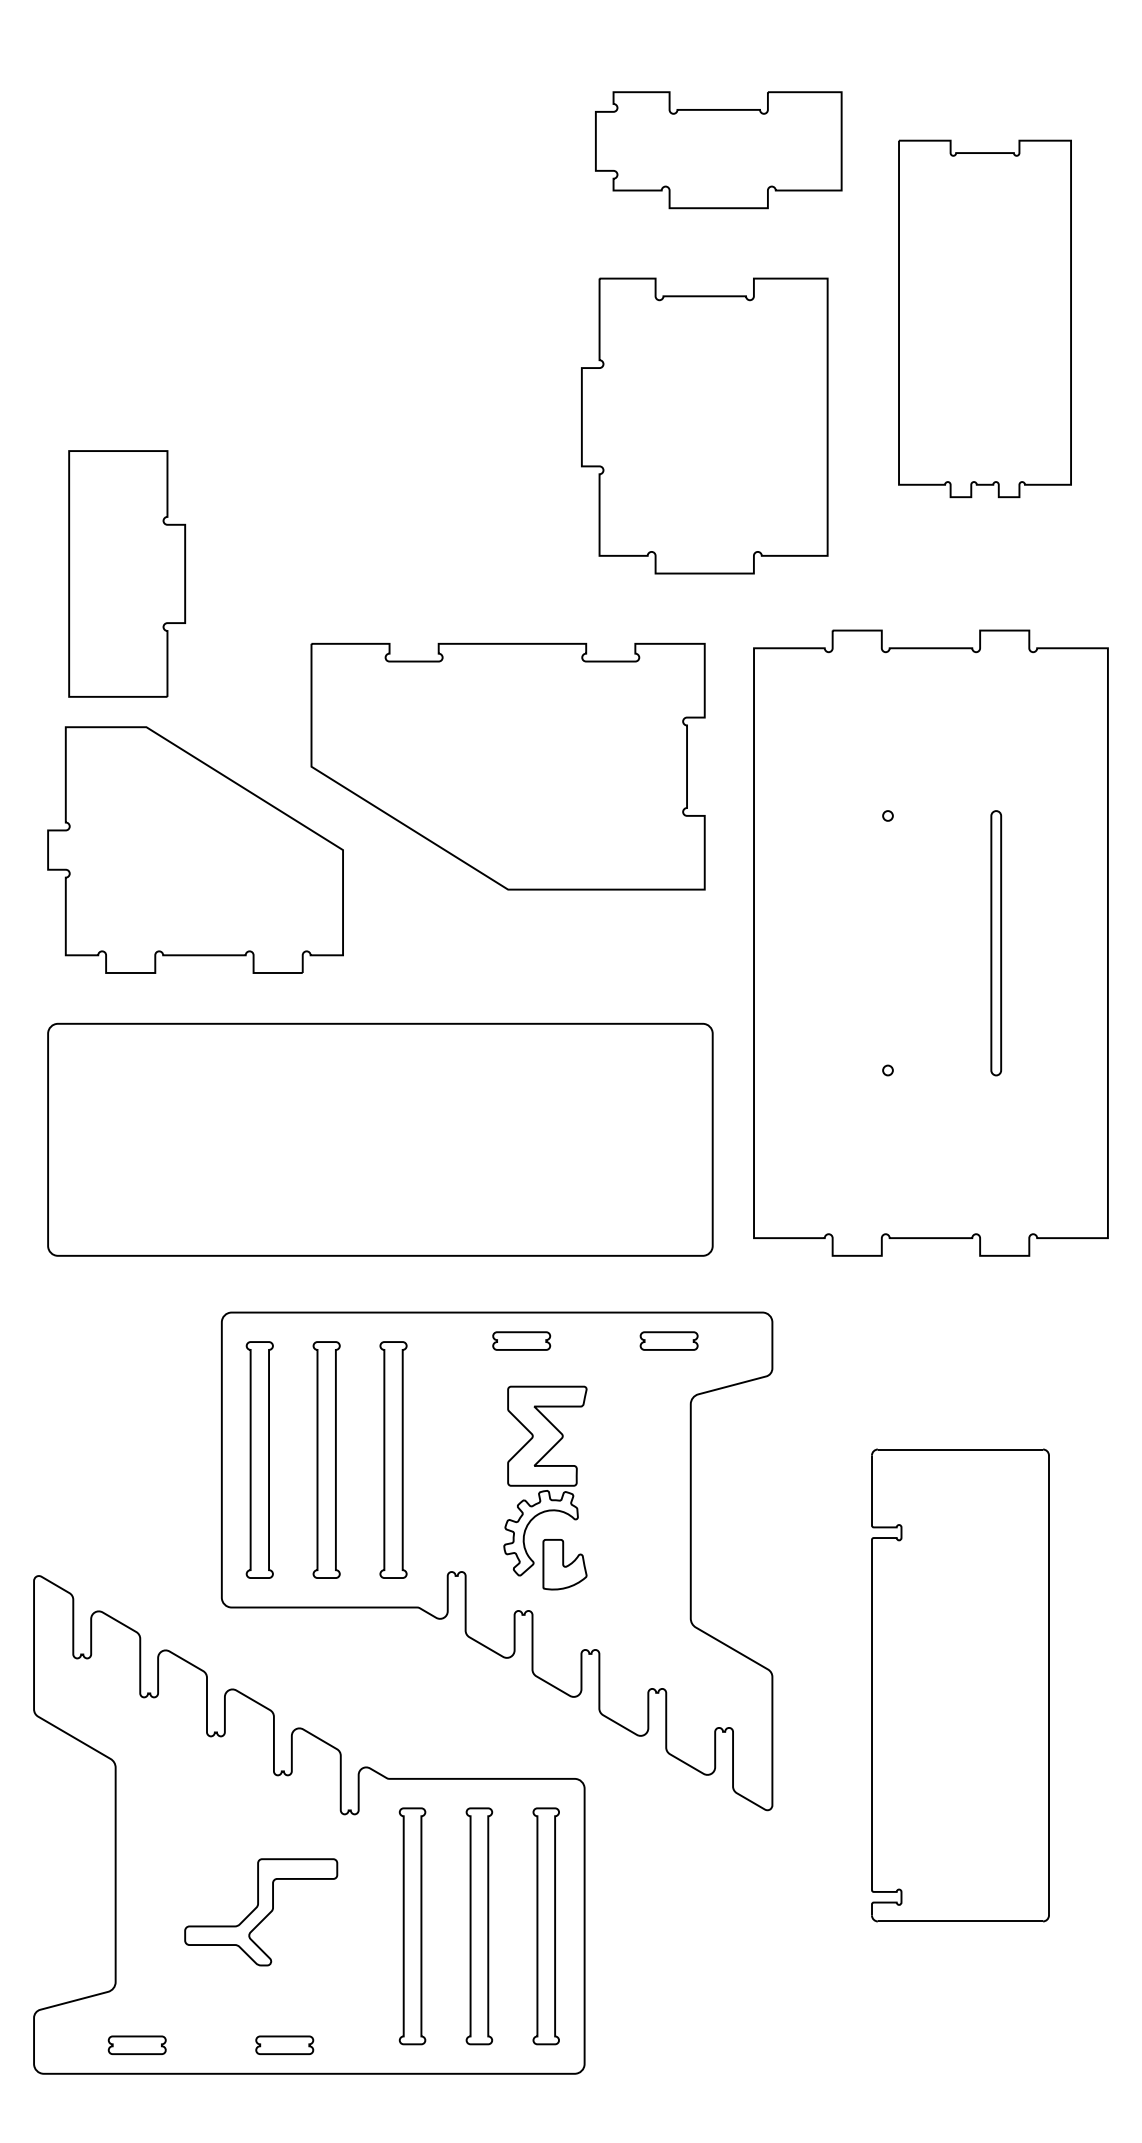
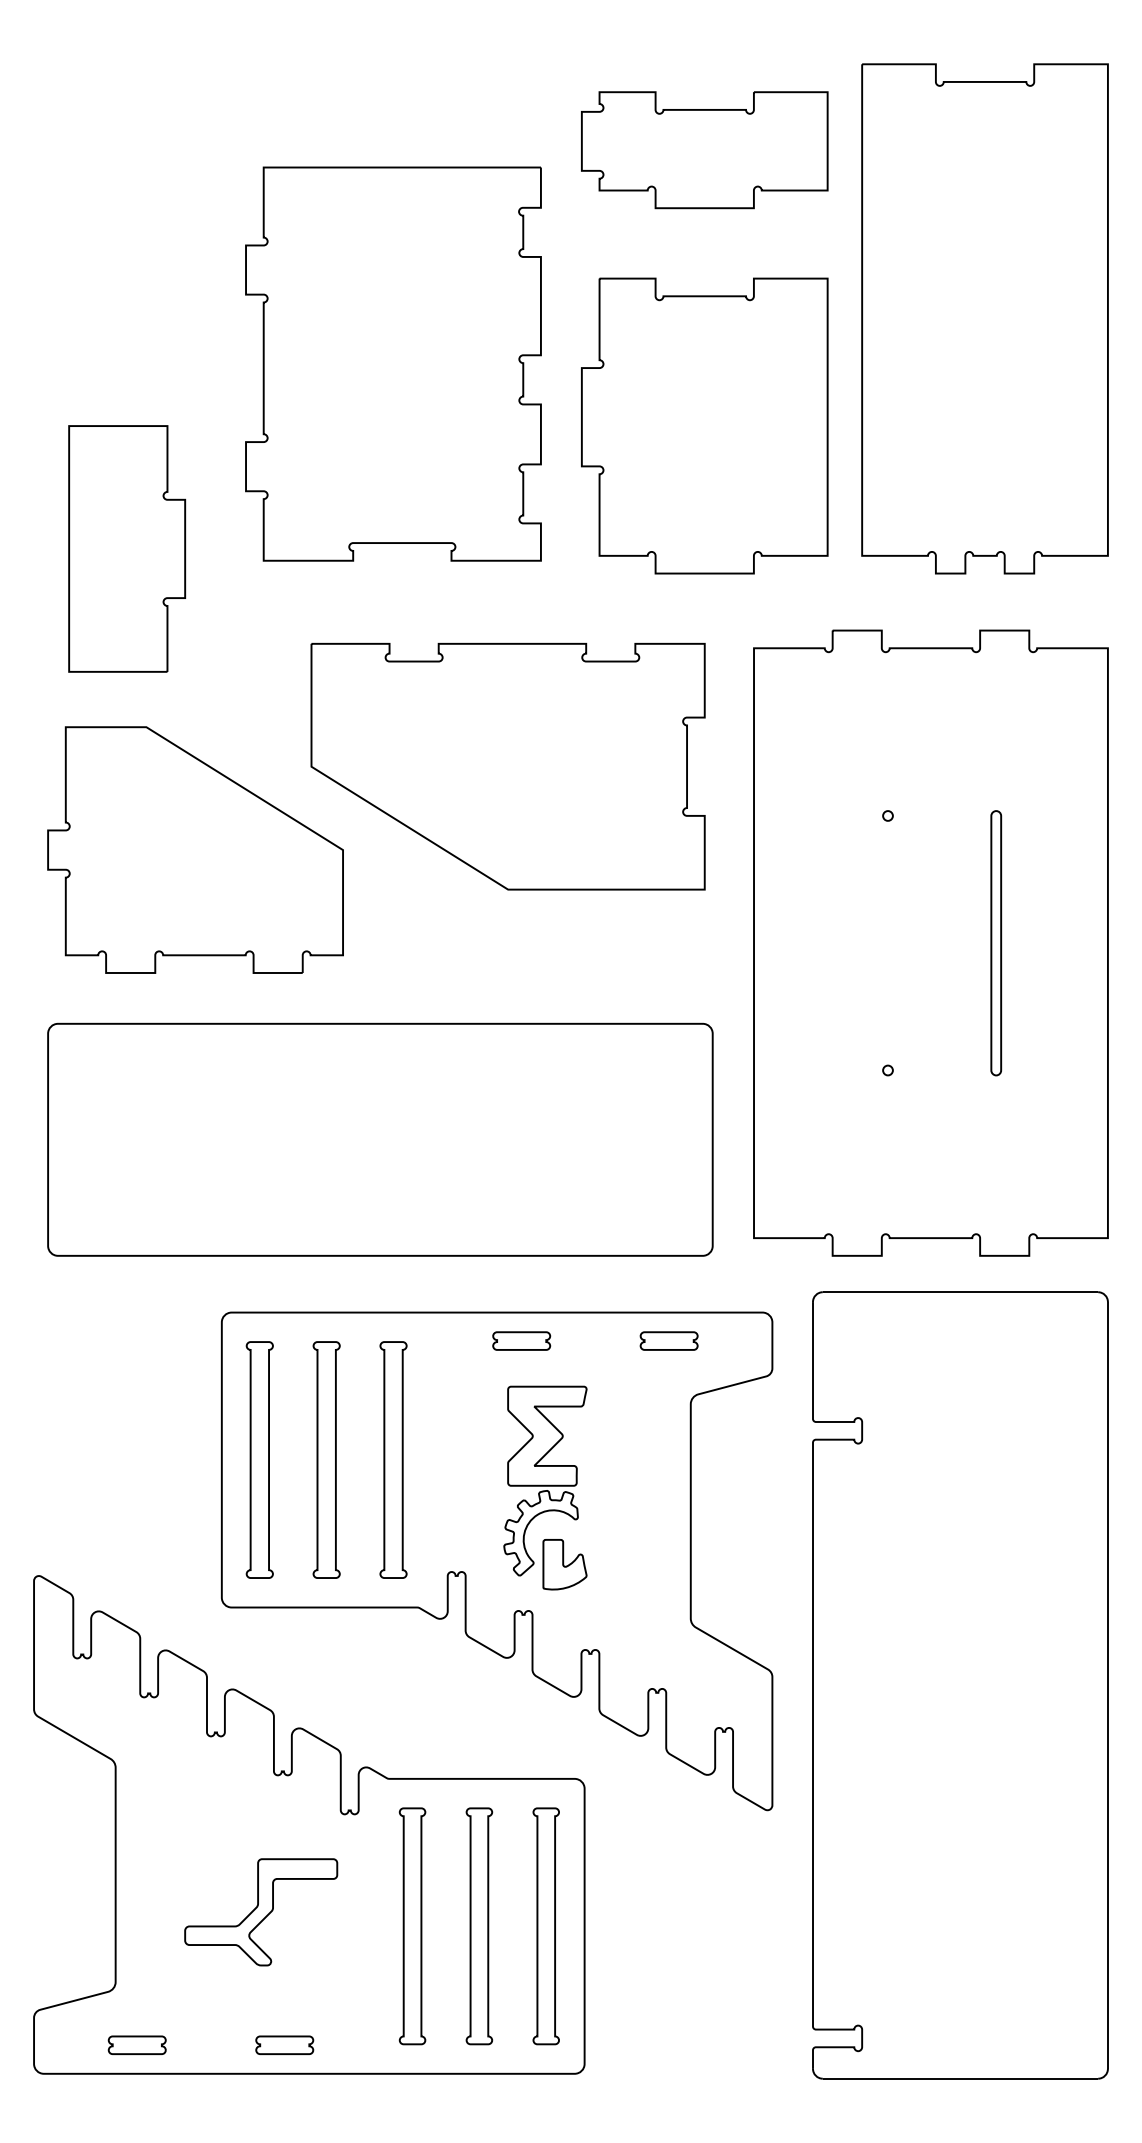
part position: (718, 150) -> (704, 150) (704, 150)
part size: 174x360 px -> 248x512 px (984, 318)
part: none -> present (393, 363)
part position: (127, 573) -> (127, 548) (127, 548)
part size: 179x475 px -> 297x789 px (960, 1685)
